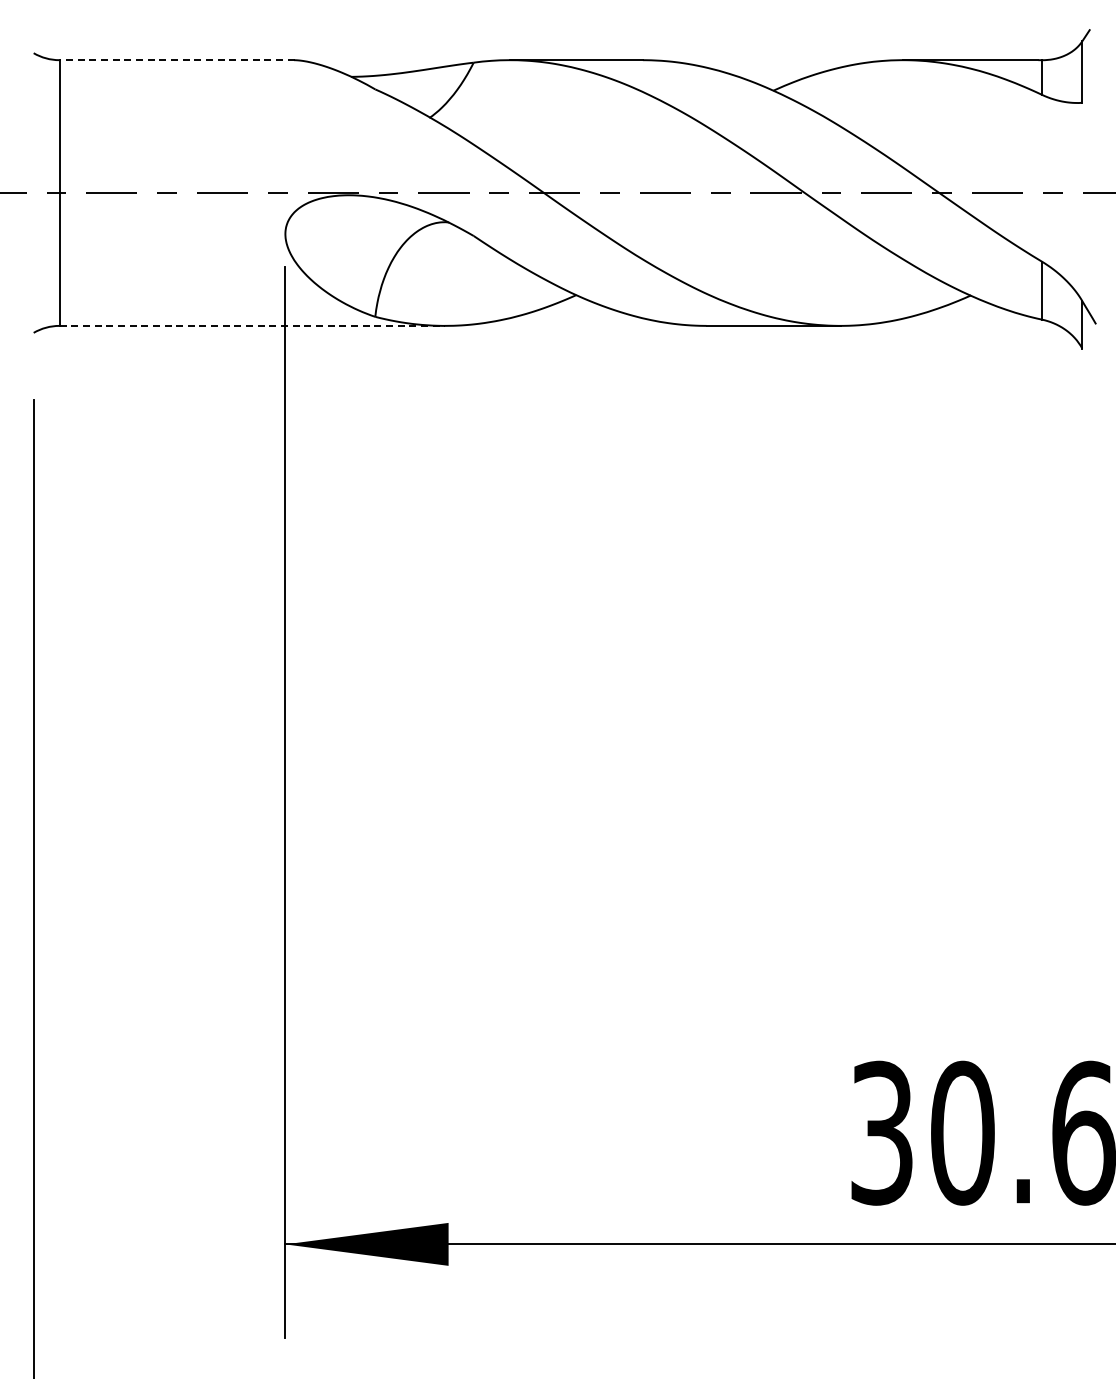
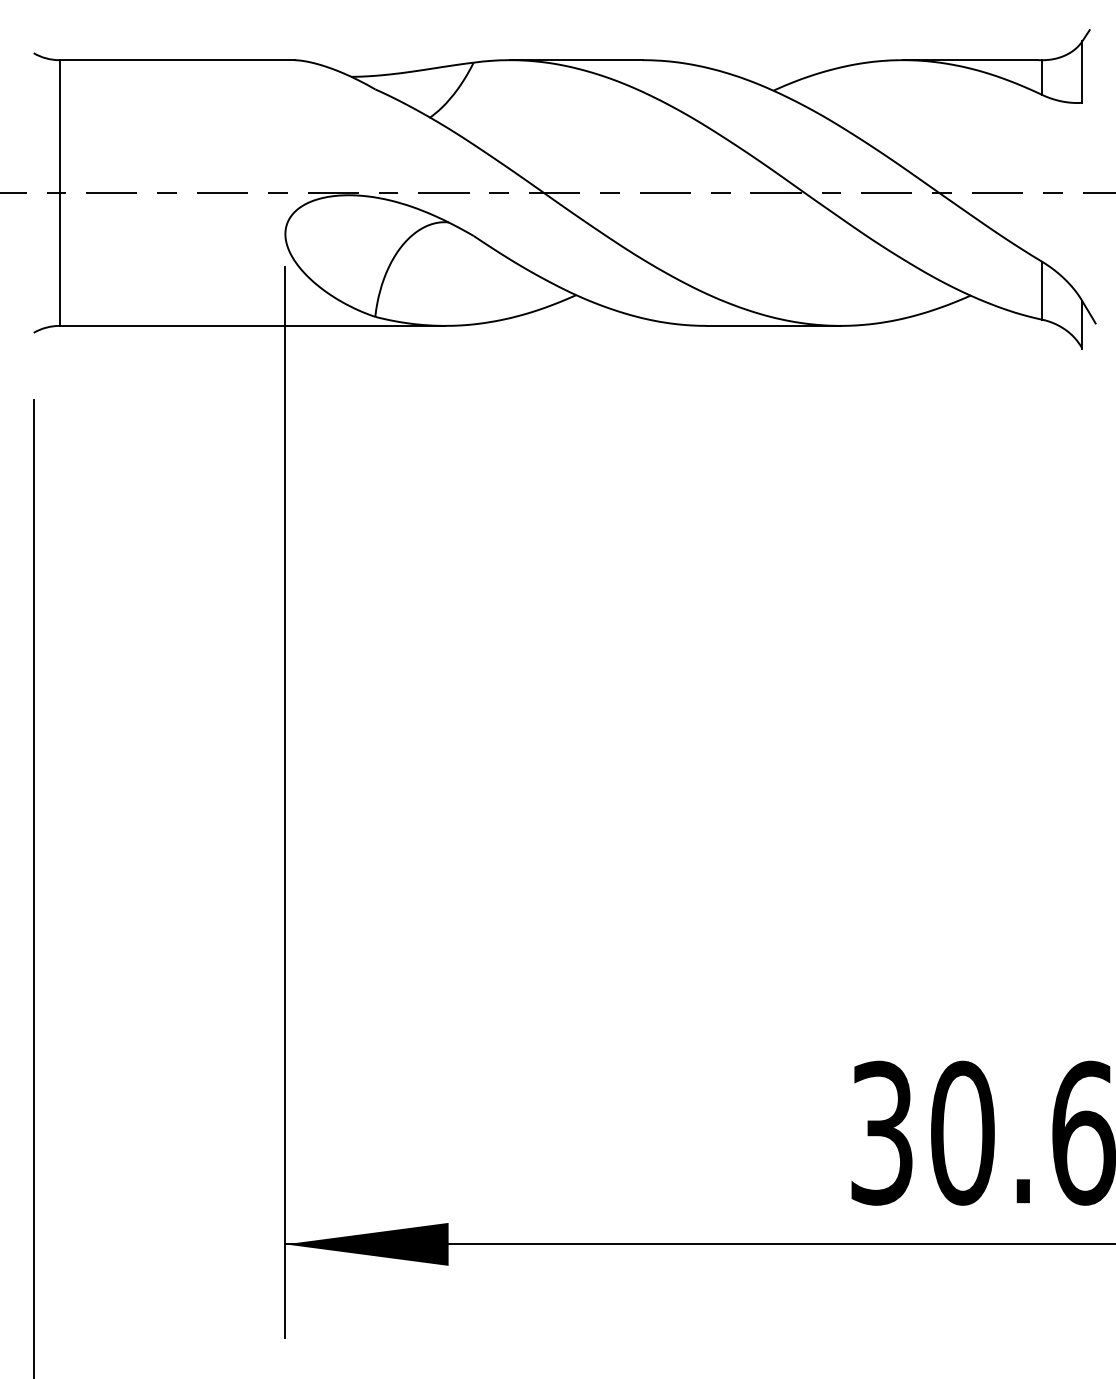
line: dashed -> solid (177, 60)
line: dashed -> solid (252, 325)
